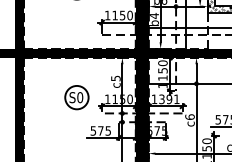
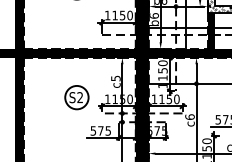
text: b4 -> b6 (154, 15)
fill: none -> present (210, 30)
text: S0 -> S2 (80, 97)
text: 1391 -> 1150 (169, 99)
